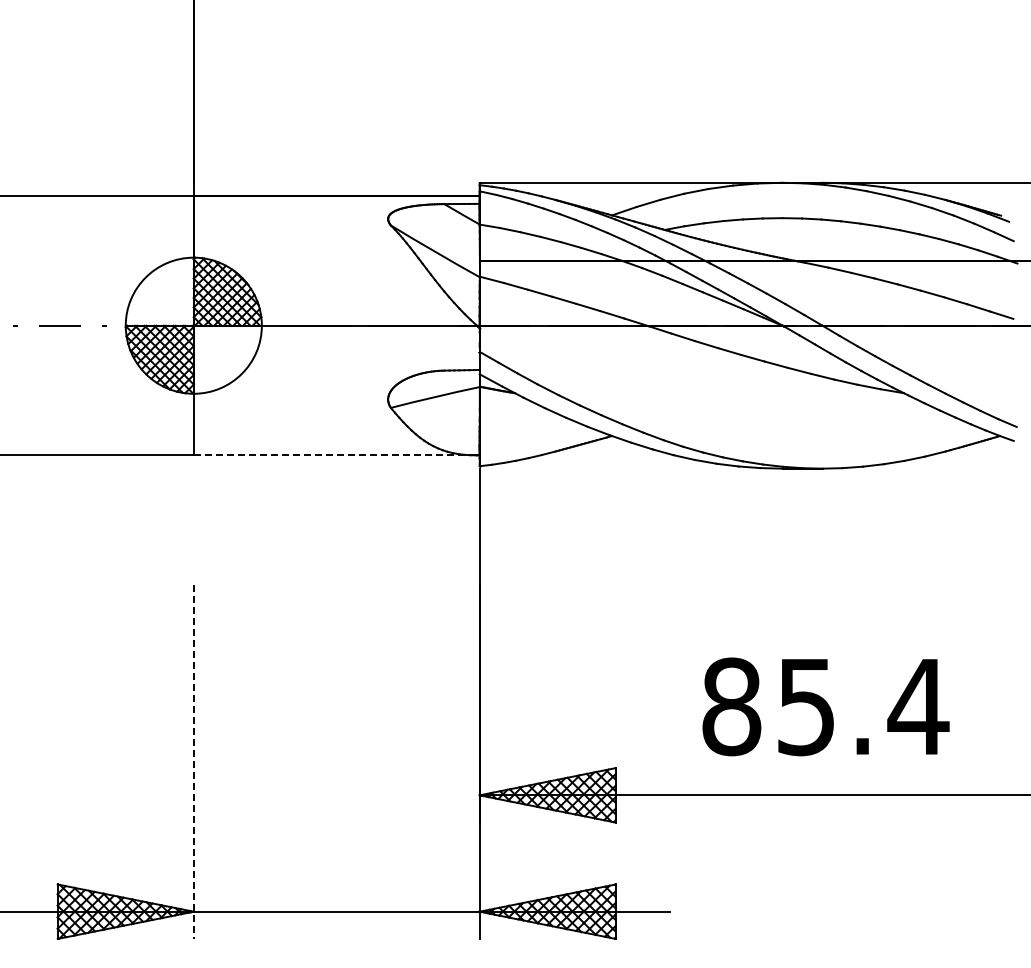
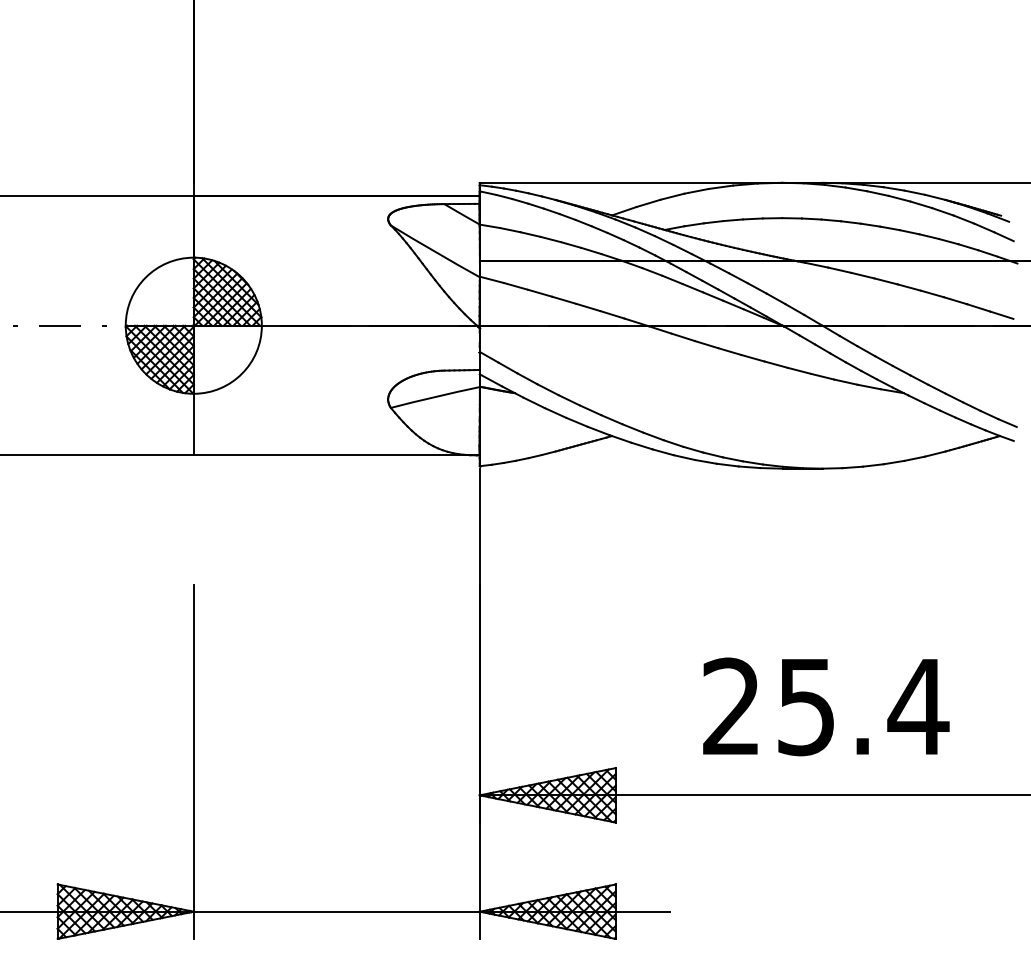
line: dashed -> solid (335, 455)
text: 85.4 -> 25.4 (731, 706)
line: dashed -> solid (193, 761)
